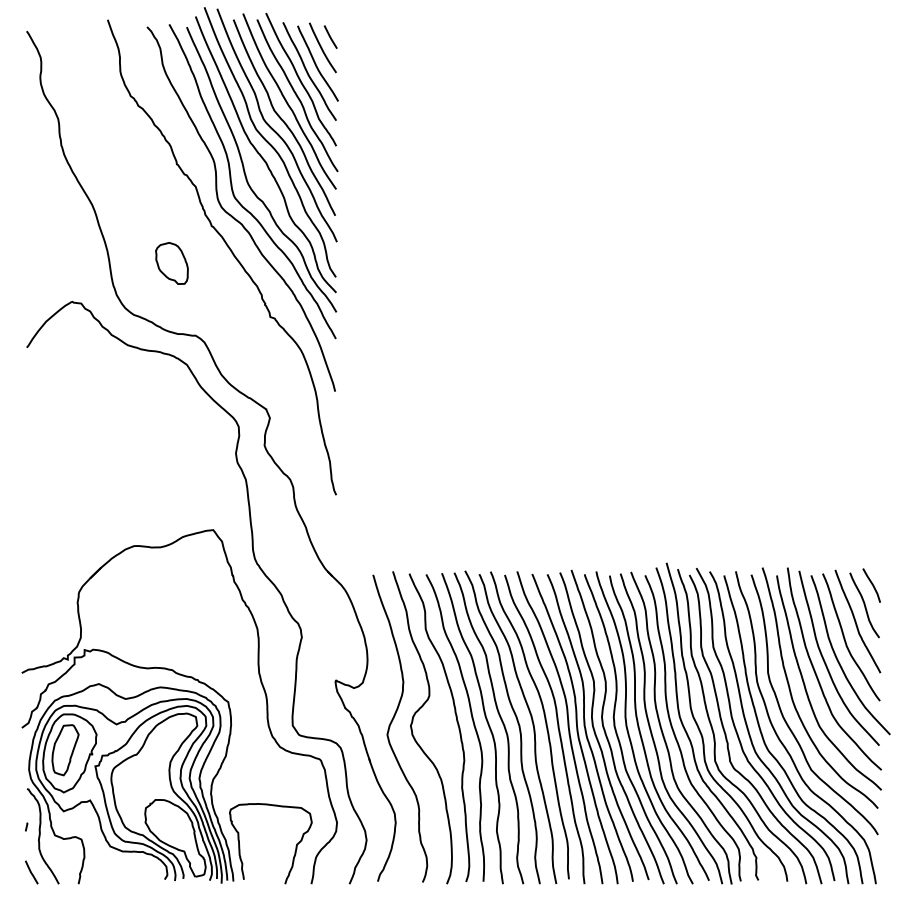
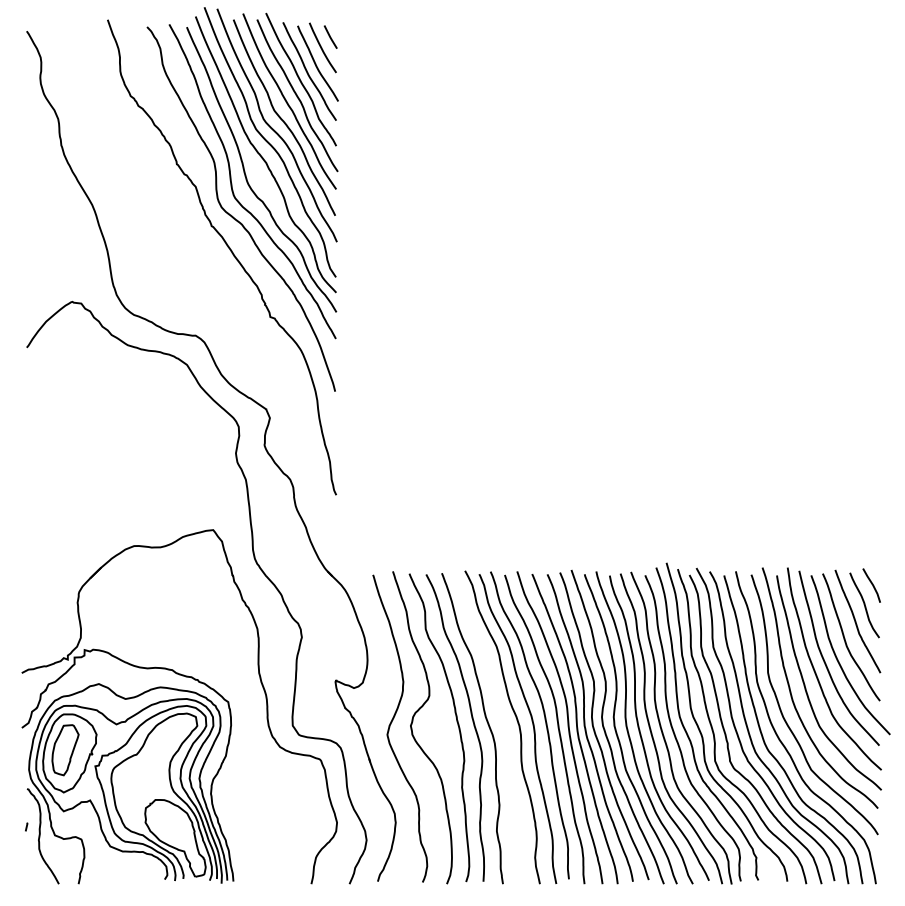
part: present -> none (171, 263)
curve: present -> none (501, 722)
curve: present -> none (295, 846)
line: present -> none (31, 872)
